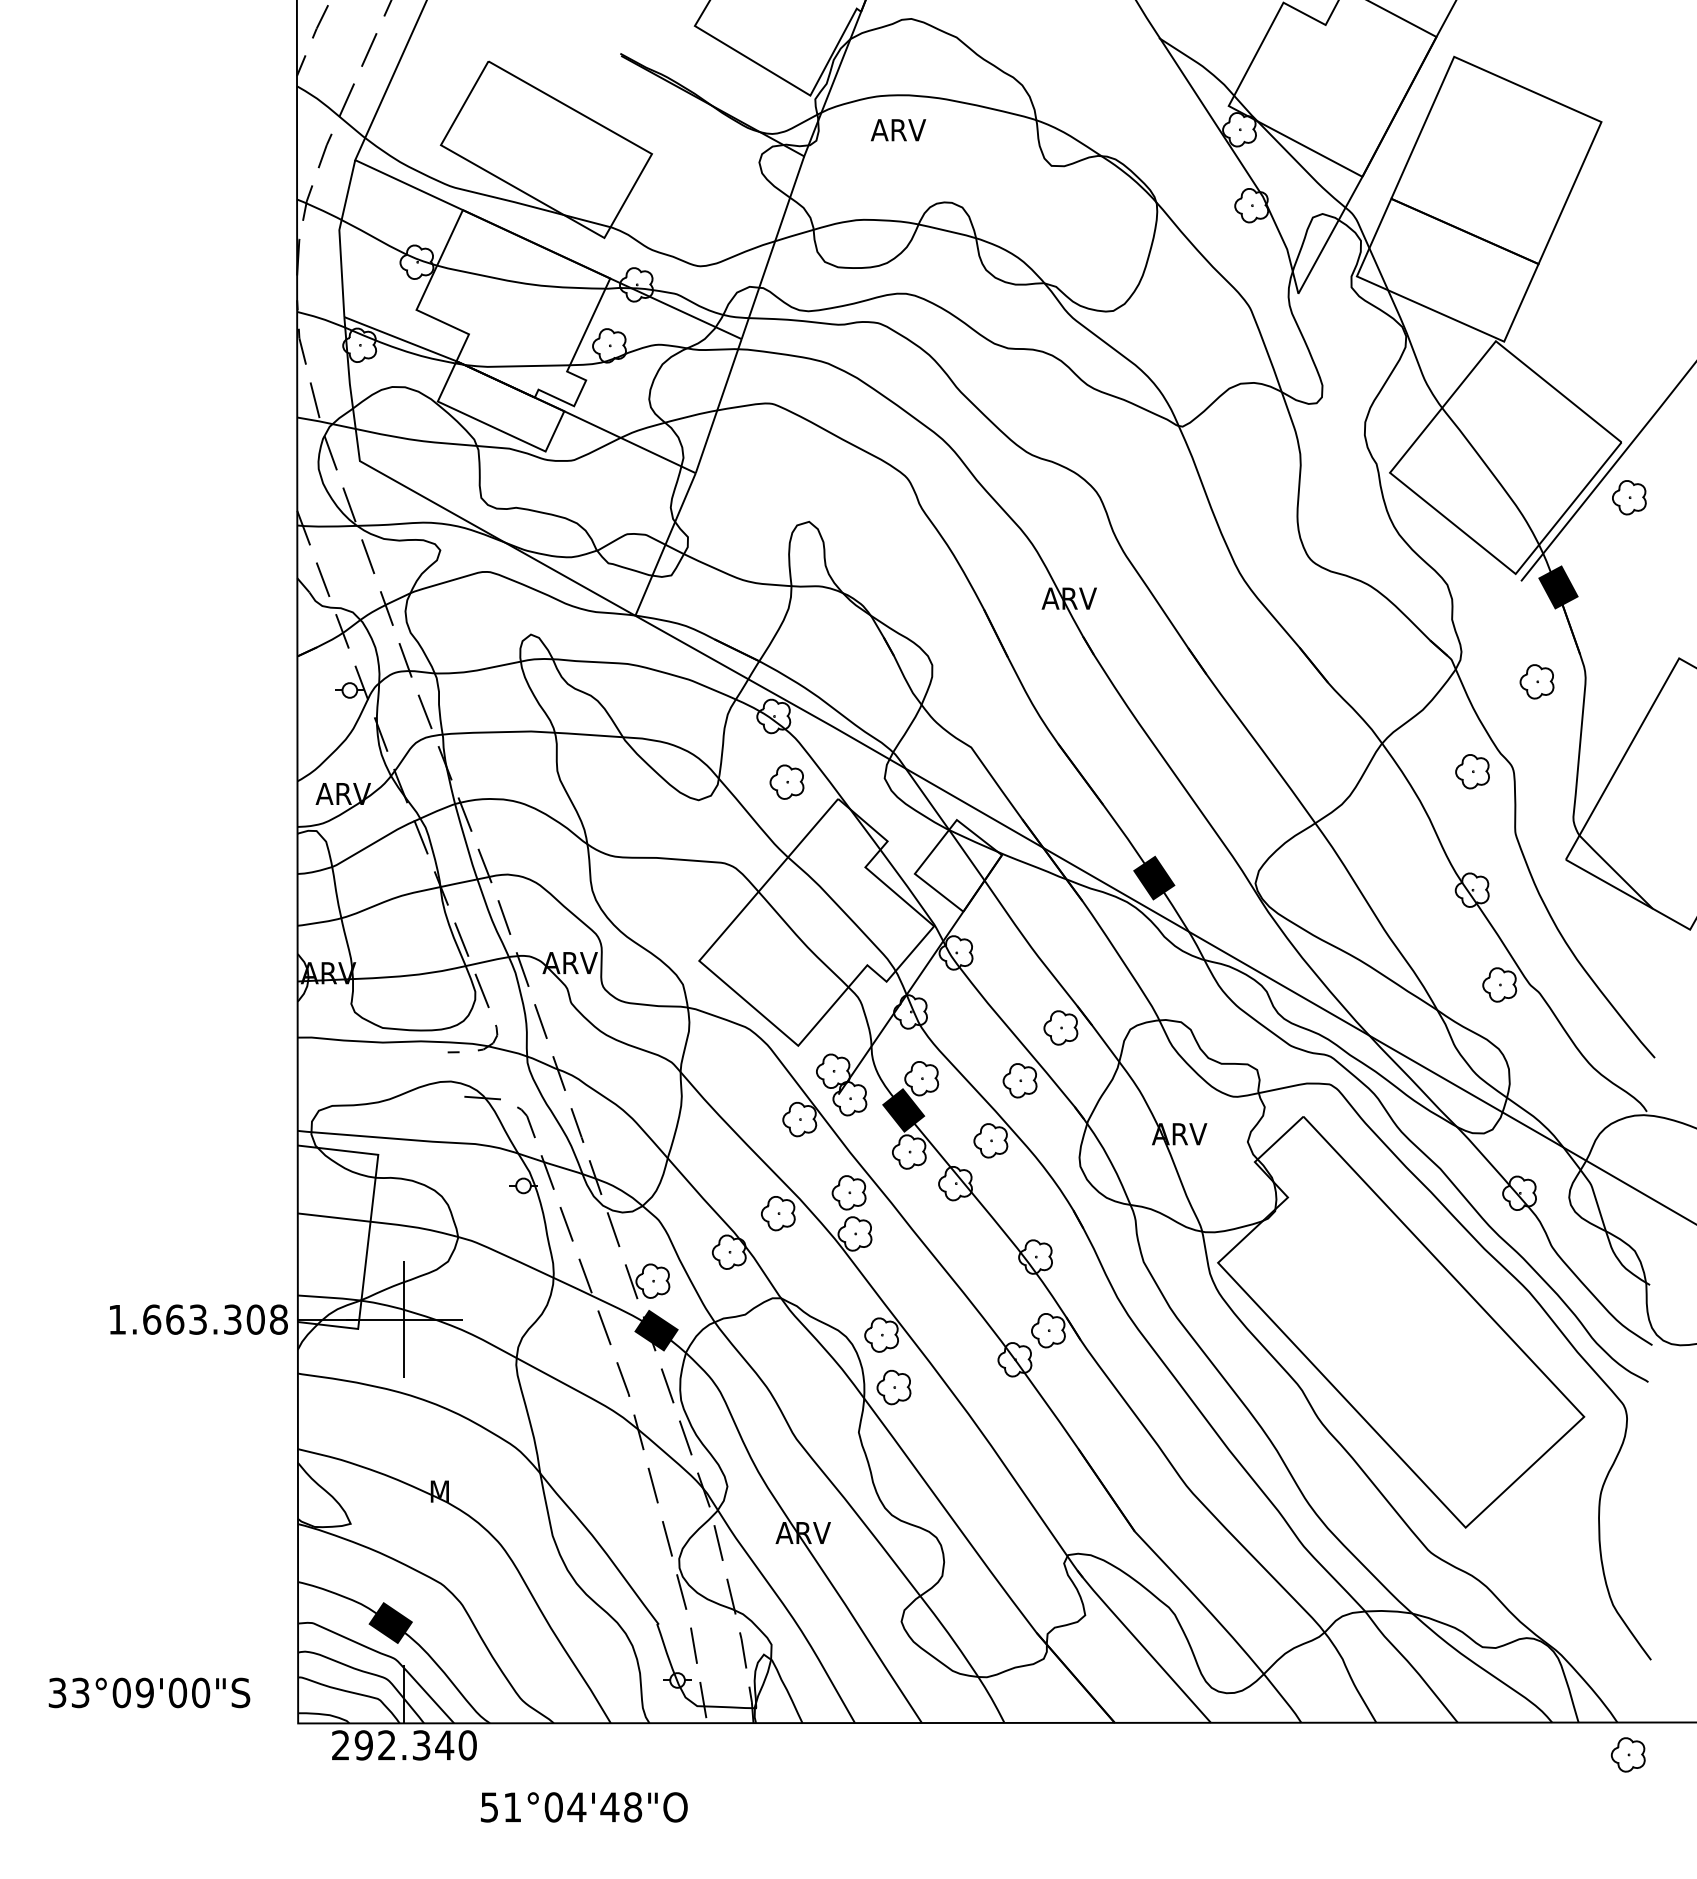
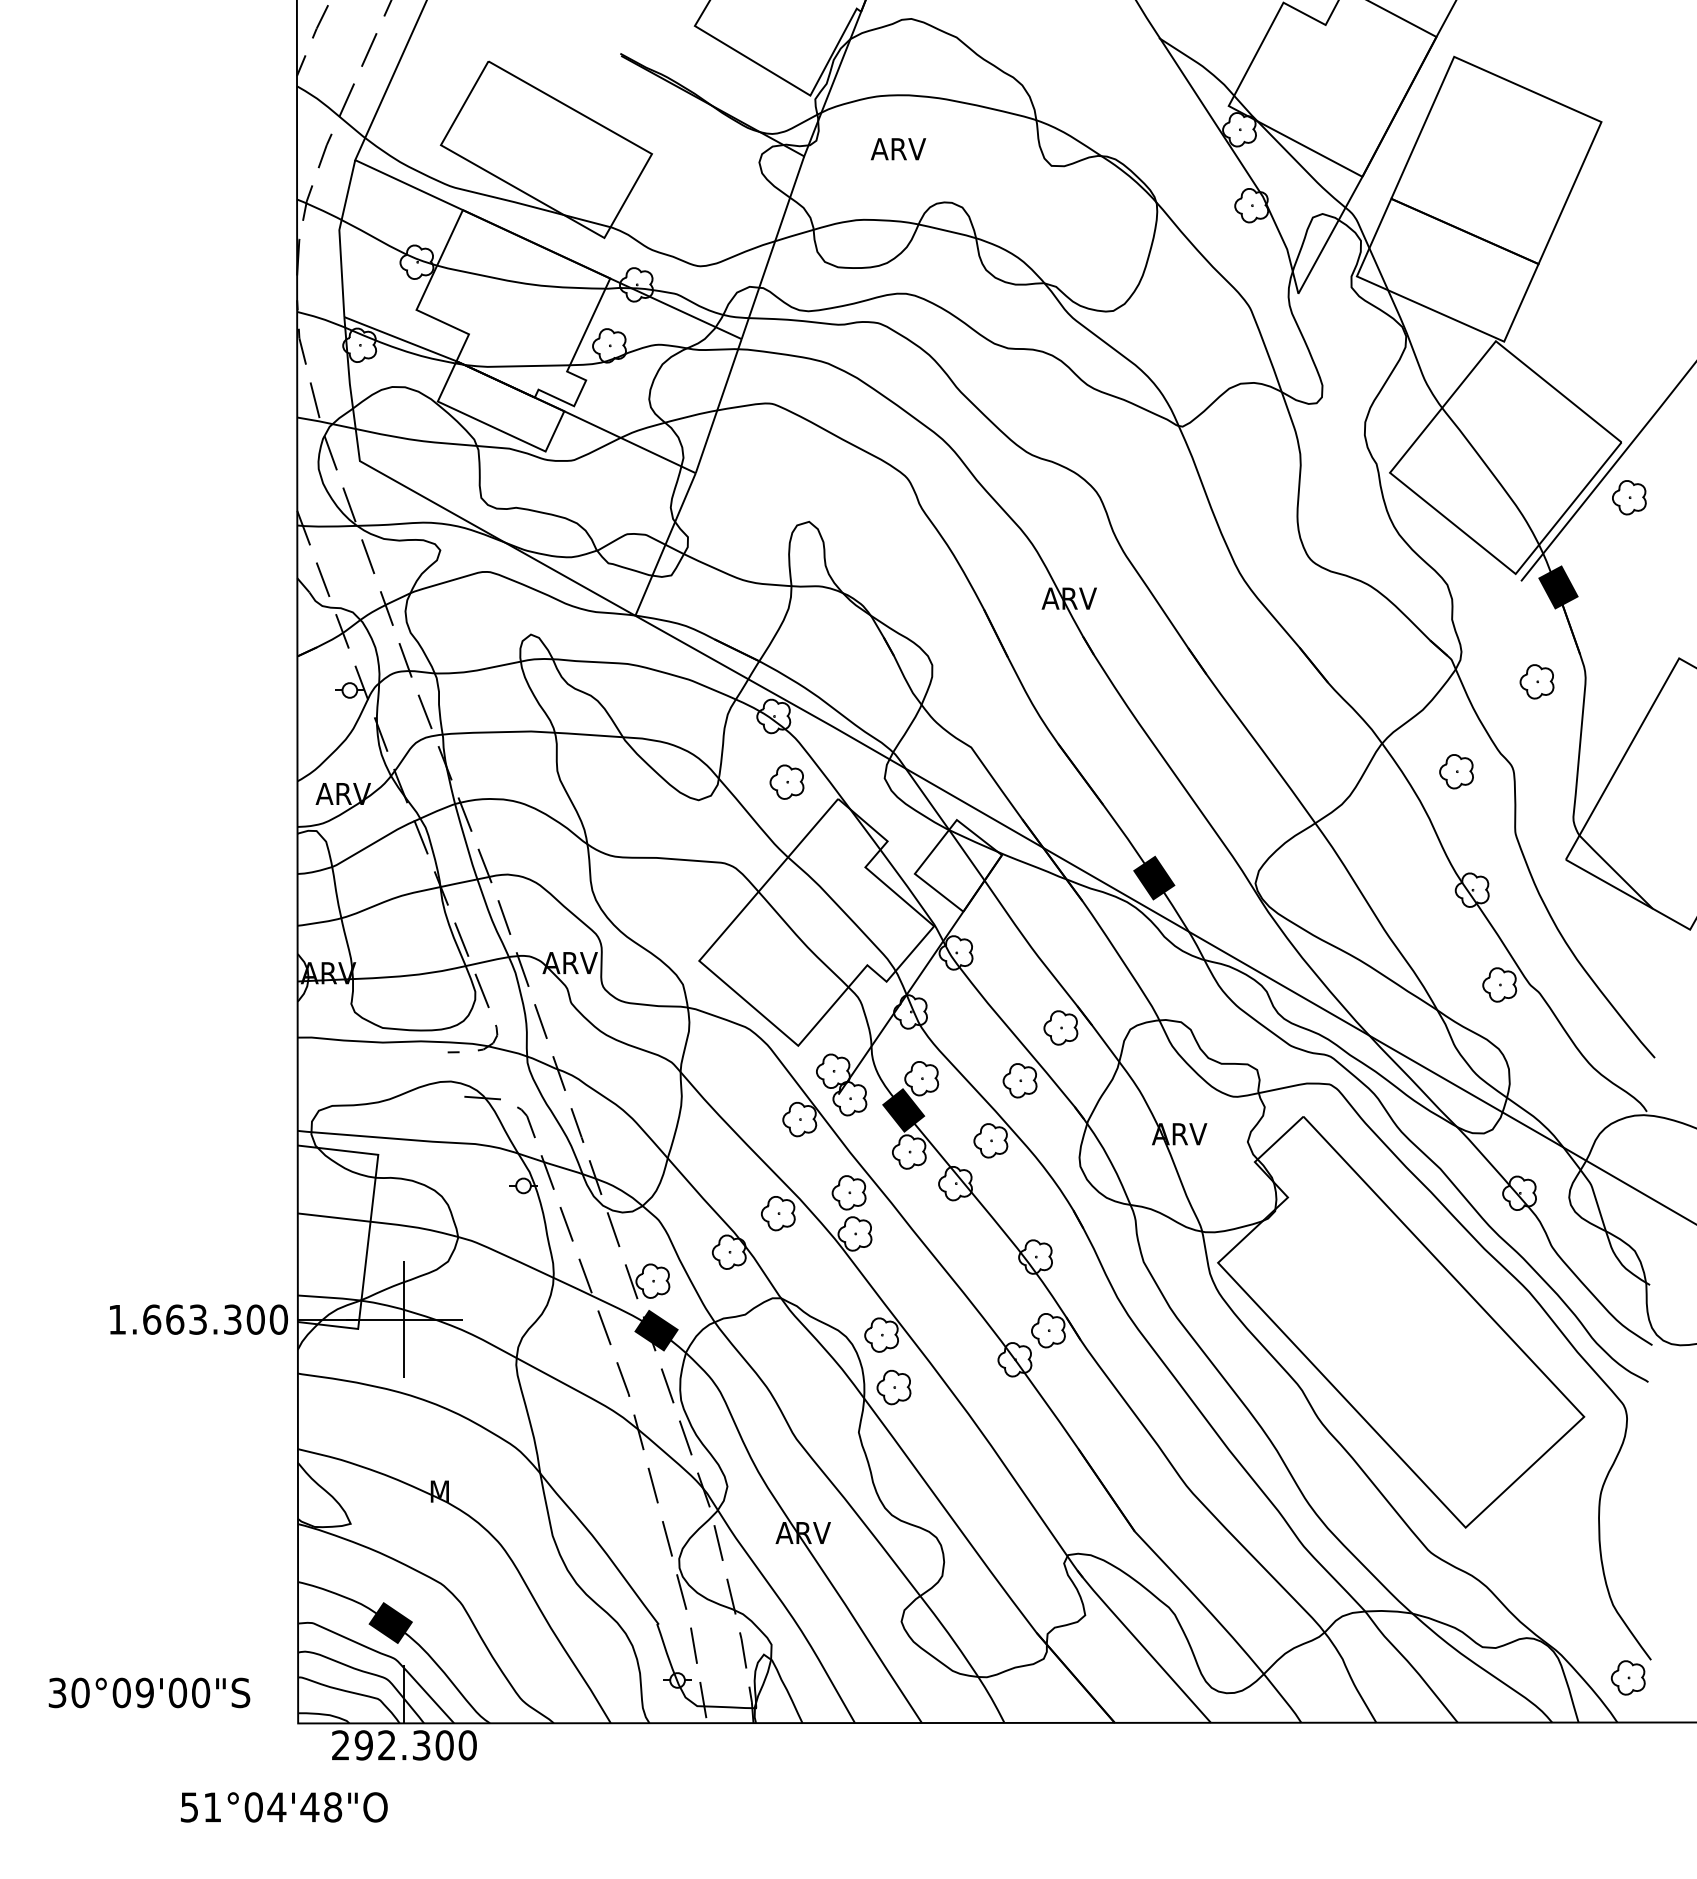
text position: (898, 130) -> (898, 149) (898, 149)
part position: (1472, 771) -> (1456, 771) (1456, 771)
text: 1.663.308 -> 1.663.300 (278, 1319)
text: 33°09'00"S -> 30°09'00"S (80, 1692)
text: 292.340 -> 292.300 (444, 1745)
part position: (1627, 1754) -> (1627, 1677) (1627, 1677)
text position: (584, 1807) -> (284, 1807) (284, 1807)
